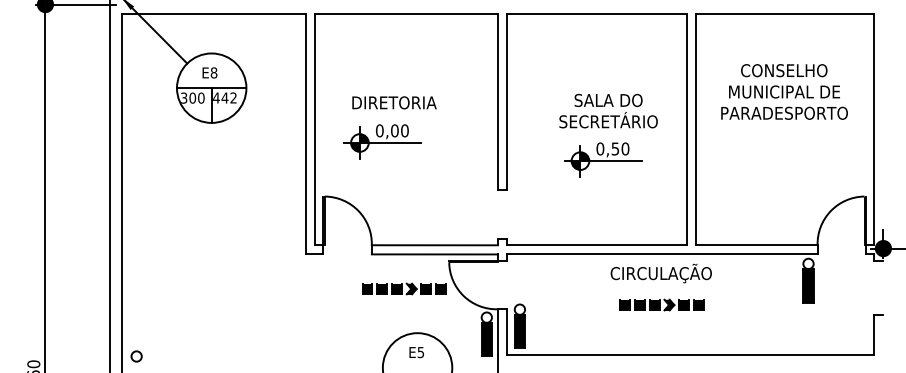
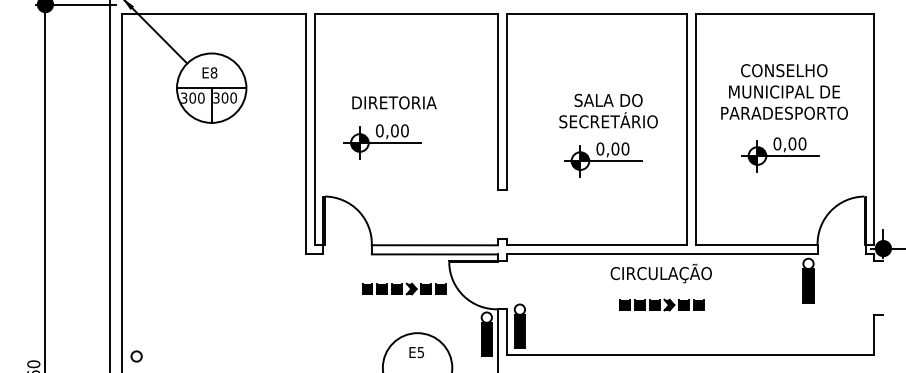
text: 442 -> 300 (224, 97)
text: 0,50 -> 0,00 (615, 148)
part: none -> present (780, 154)
